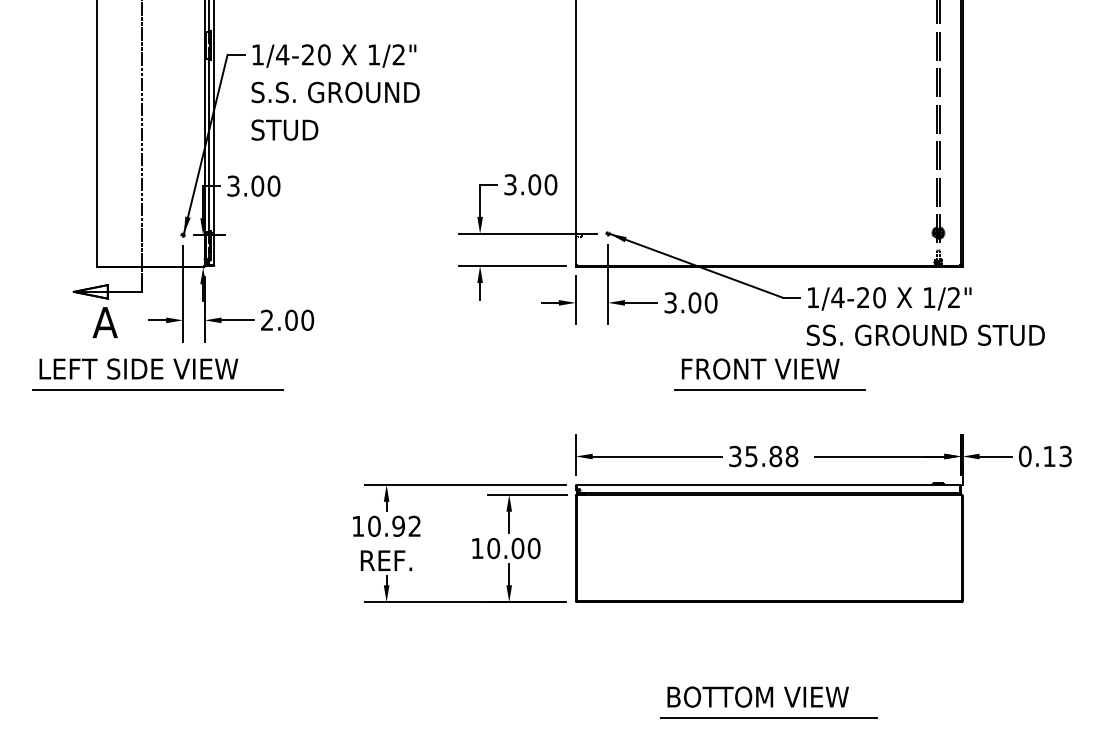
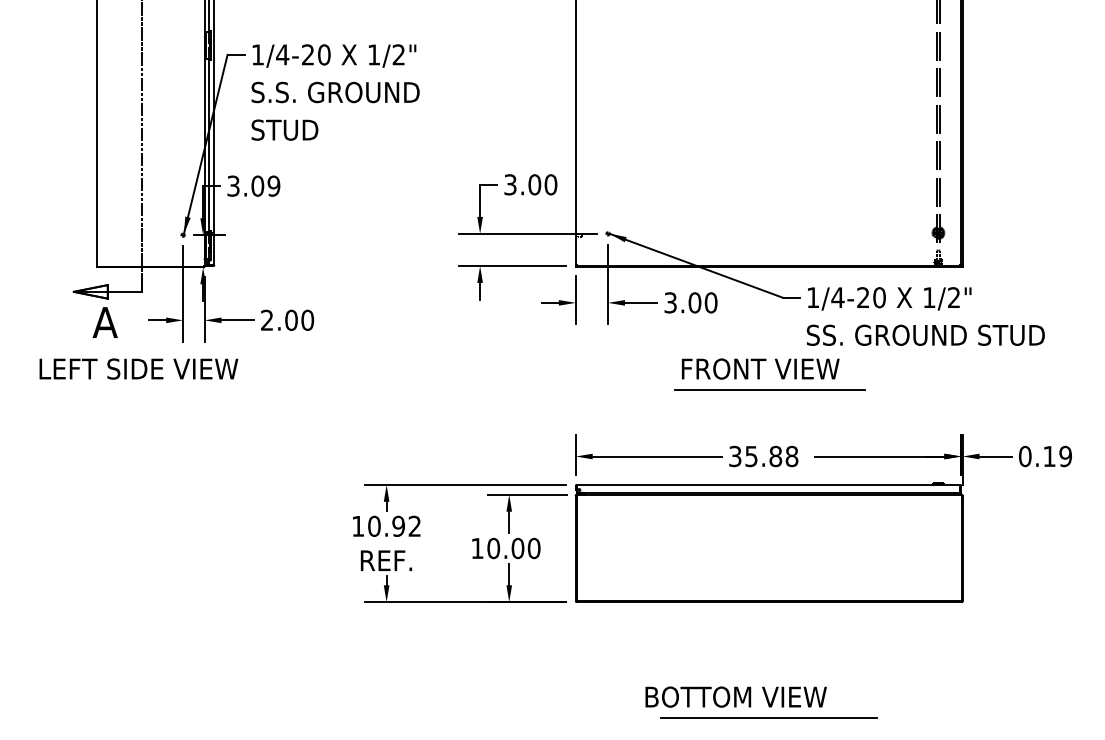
text: 3.00 -> 3.09 (273, 185)
line: present -> none (157, 389)
text: 0.13 -> 0.19 (1065, 456)
text position: (757, 696) -> (735, 696) (735, 696)
